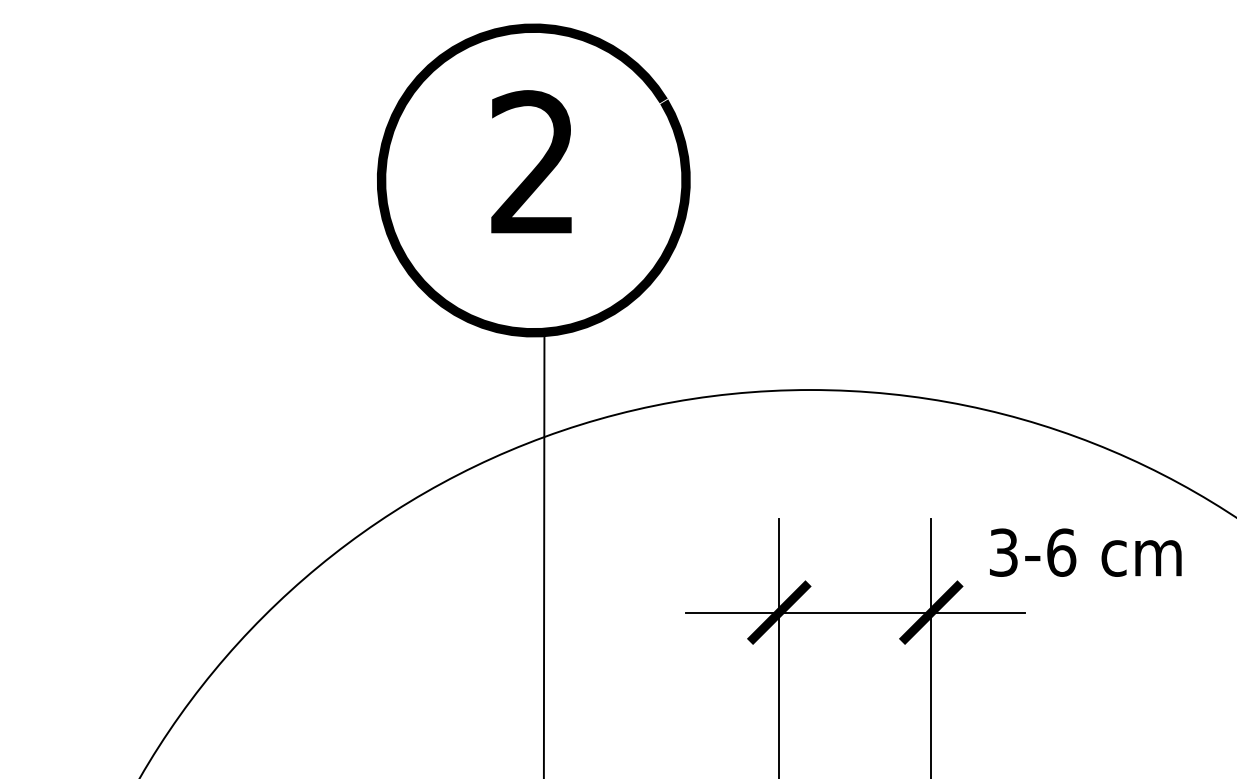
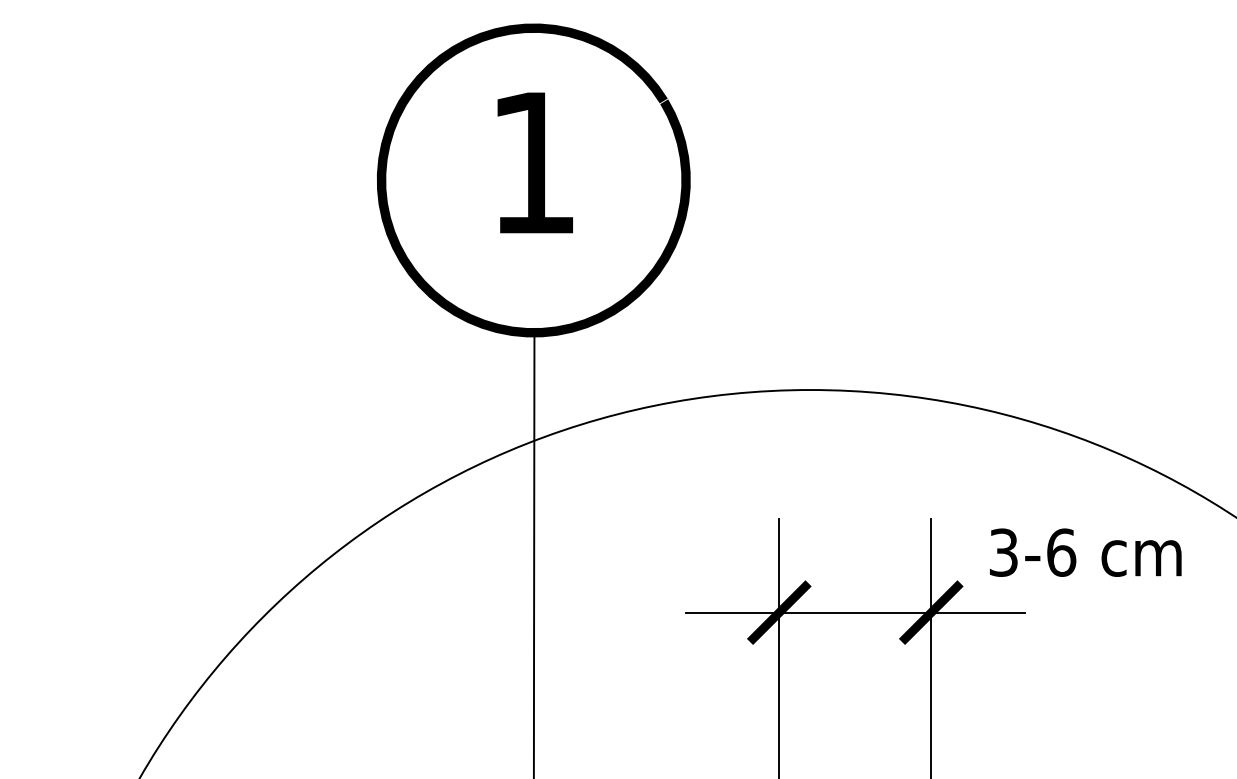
text: 2 -> 1 (531, 161)
line position: (543, 553) -> (533, 553) (533, 553)
